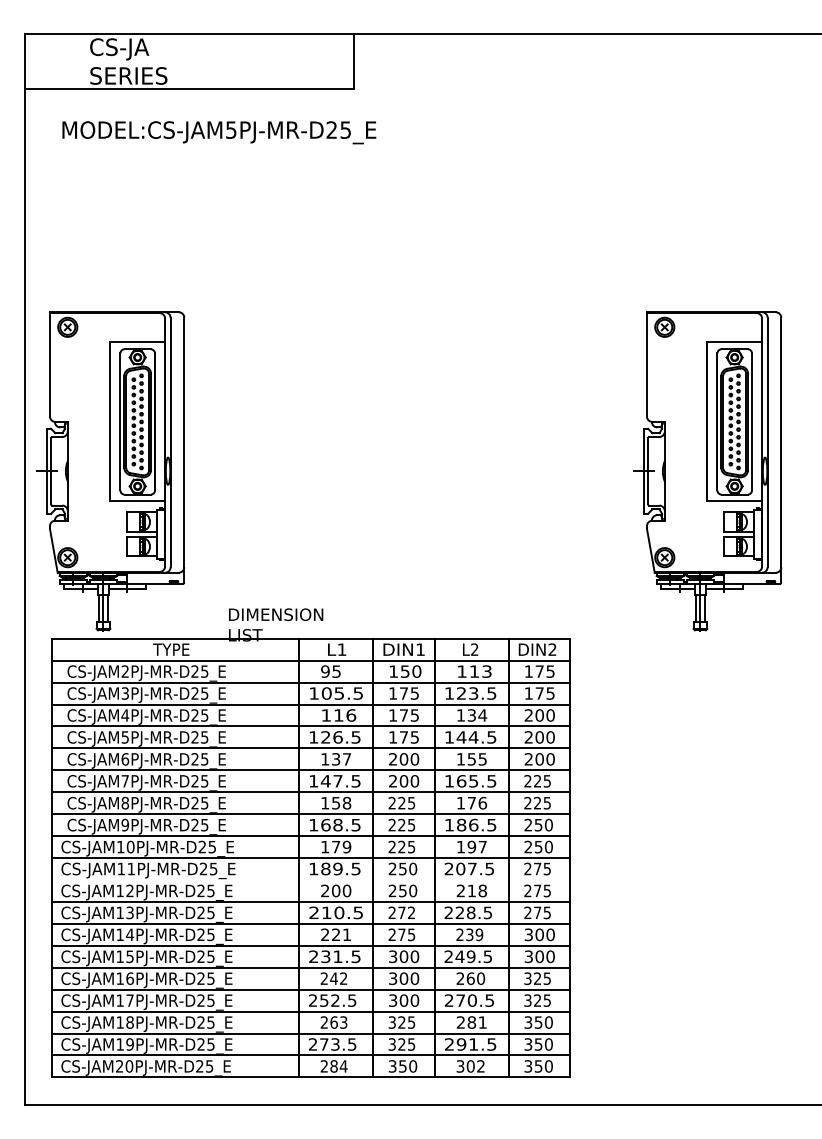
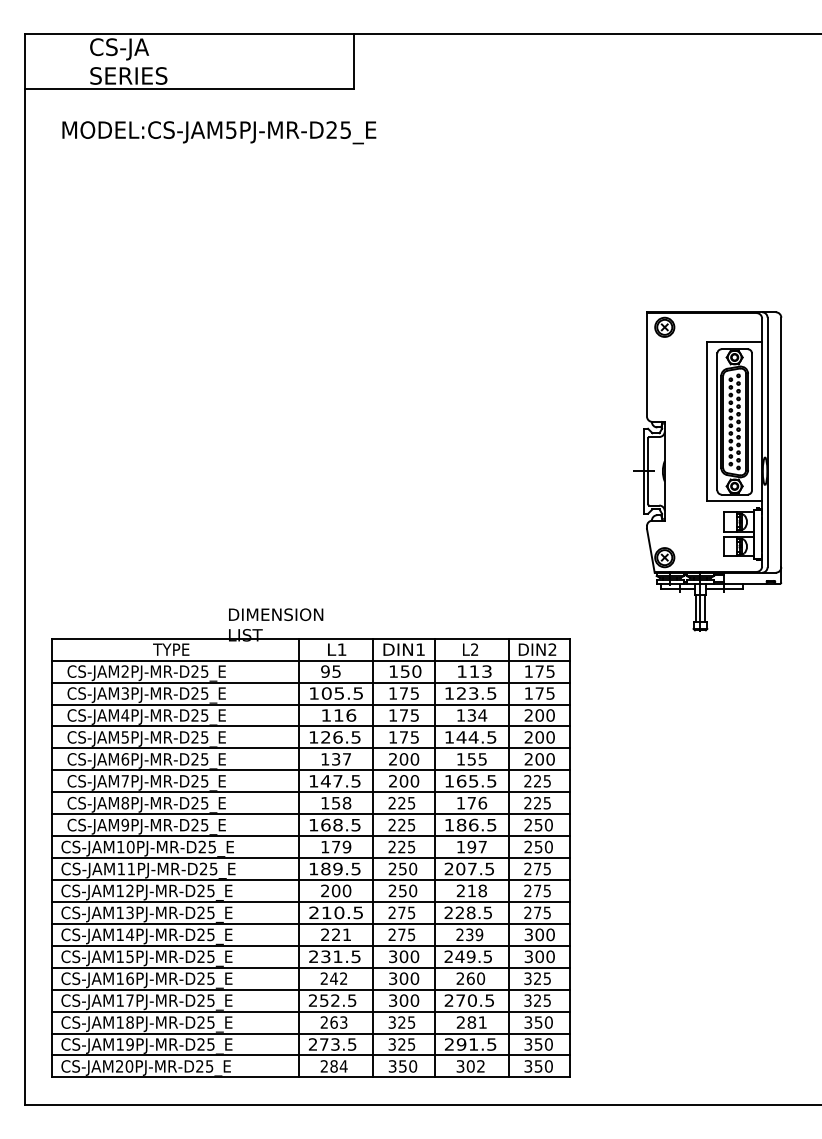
part: present -> none (110, 471)
line: none -> present (311, 880)
text: 272 -> 275 (411, 912)
